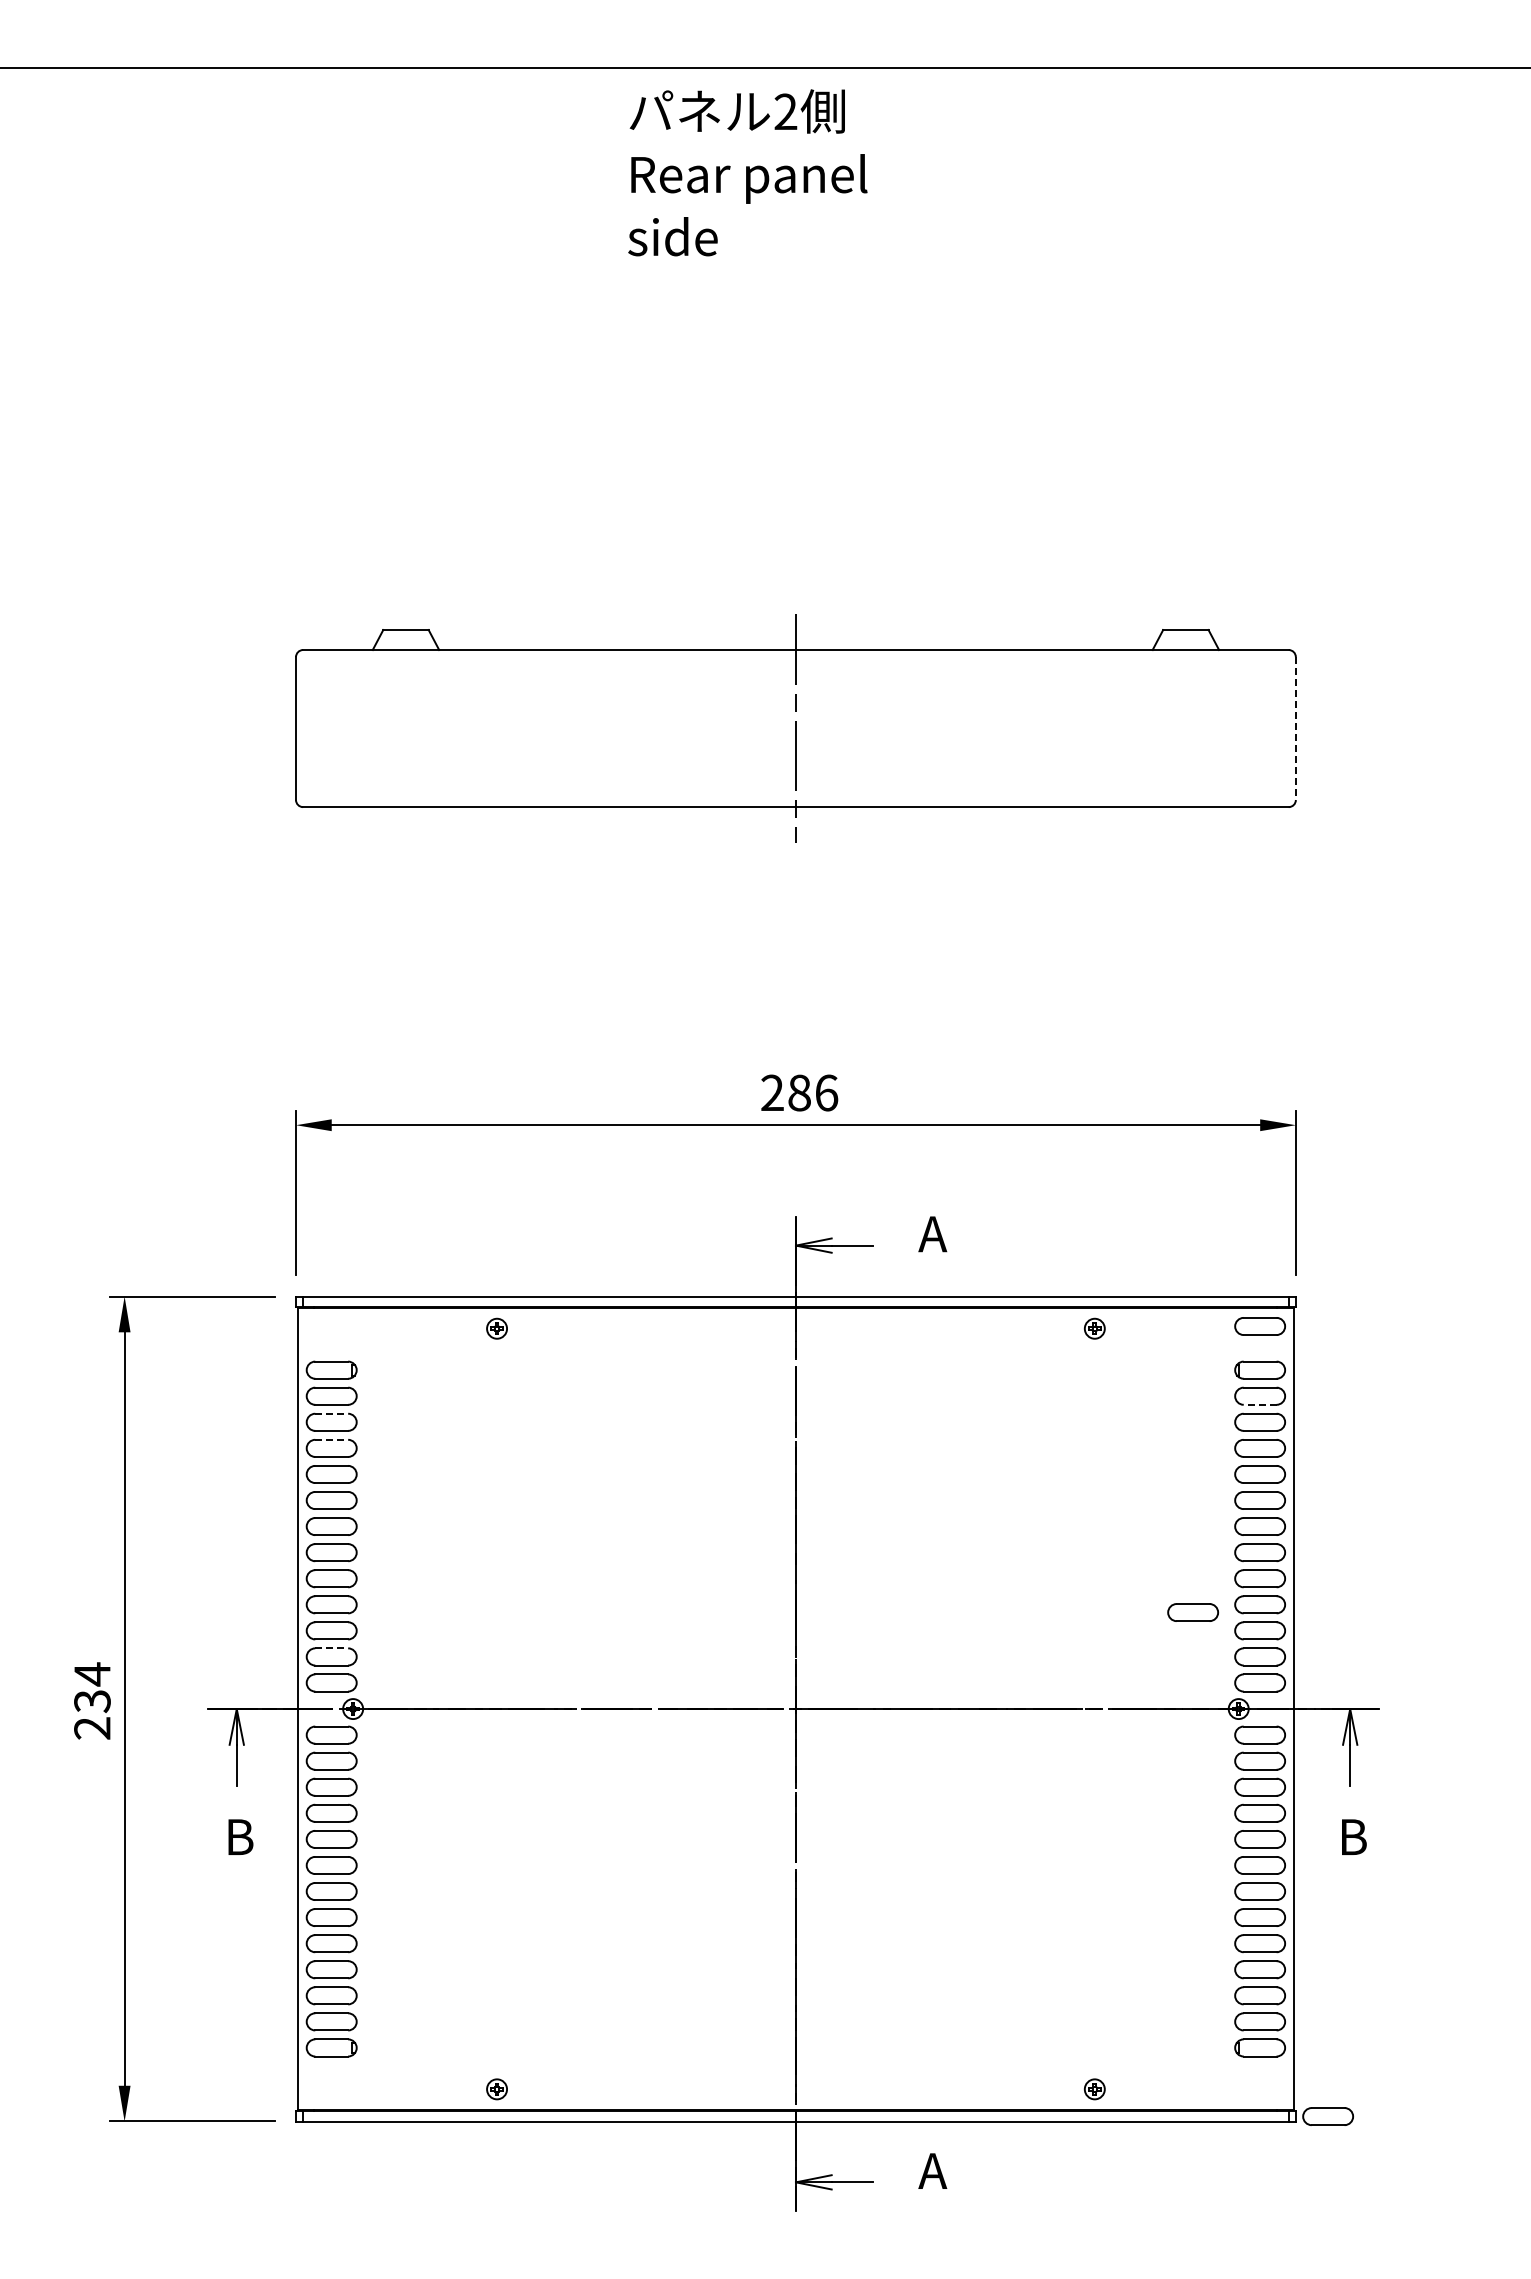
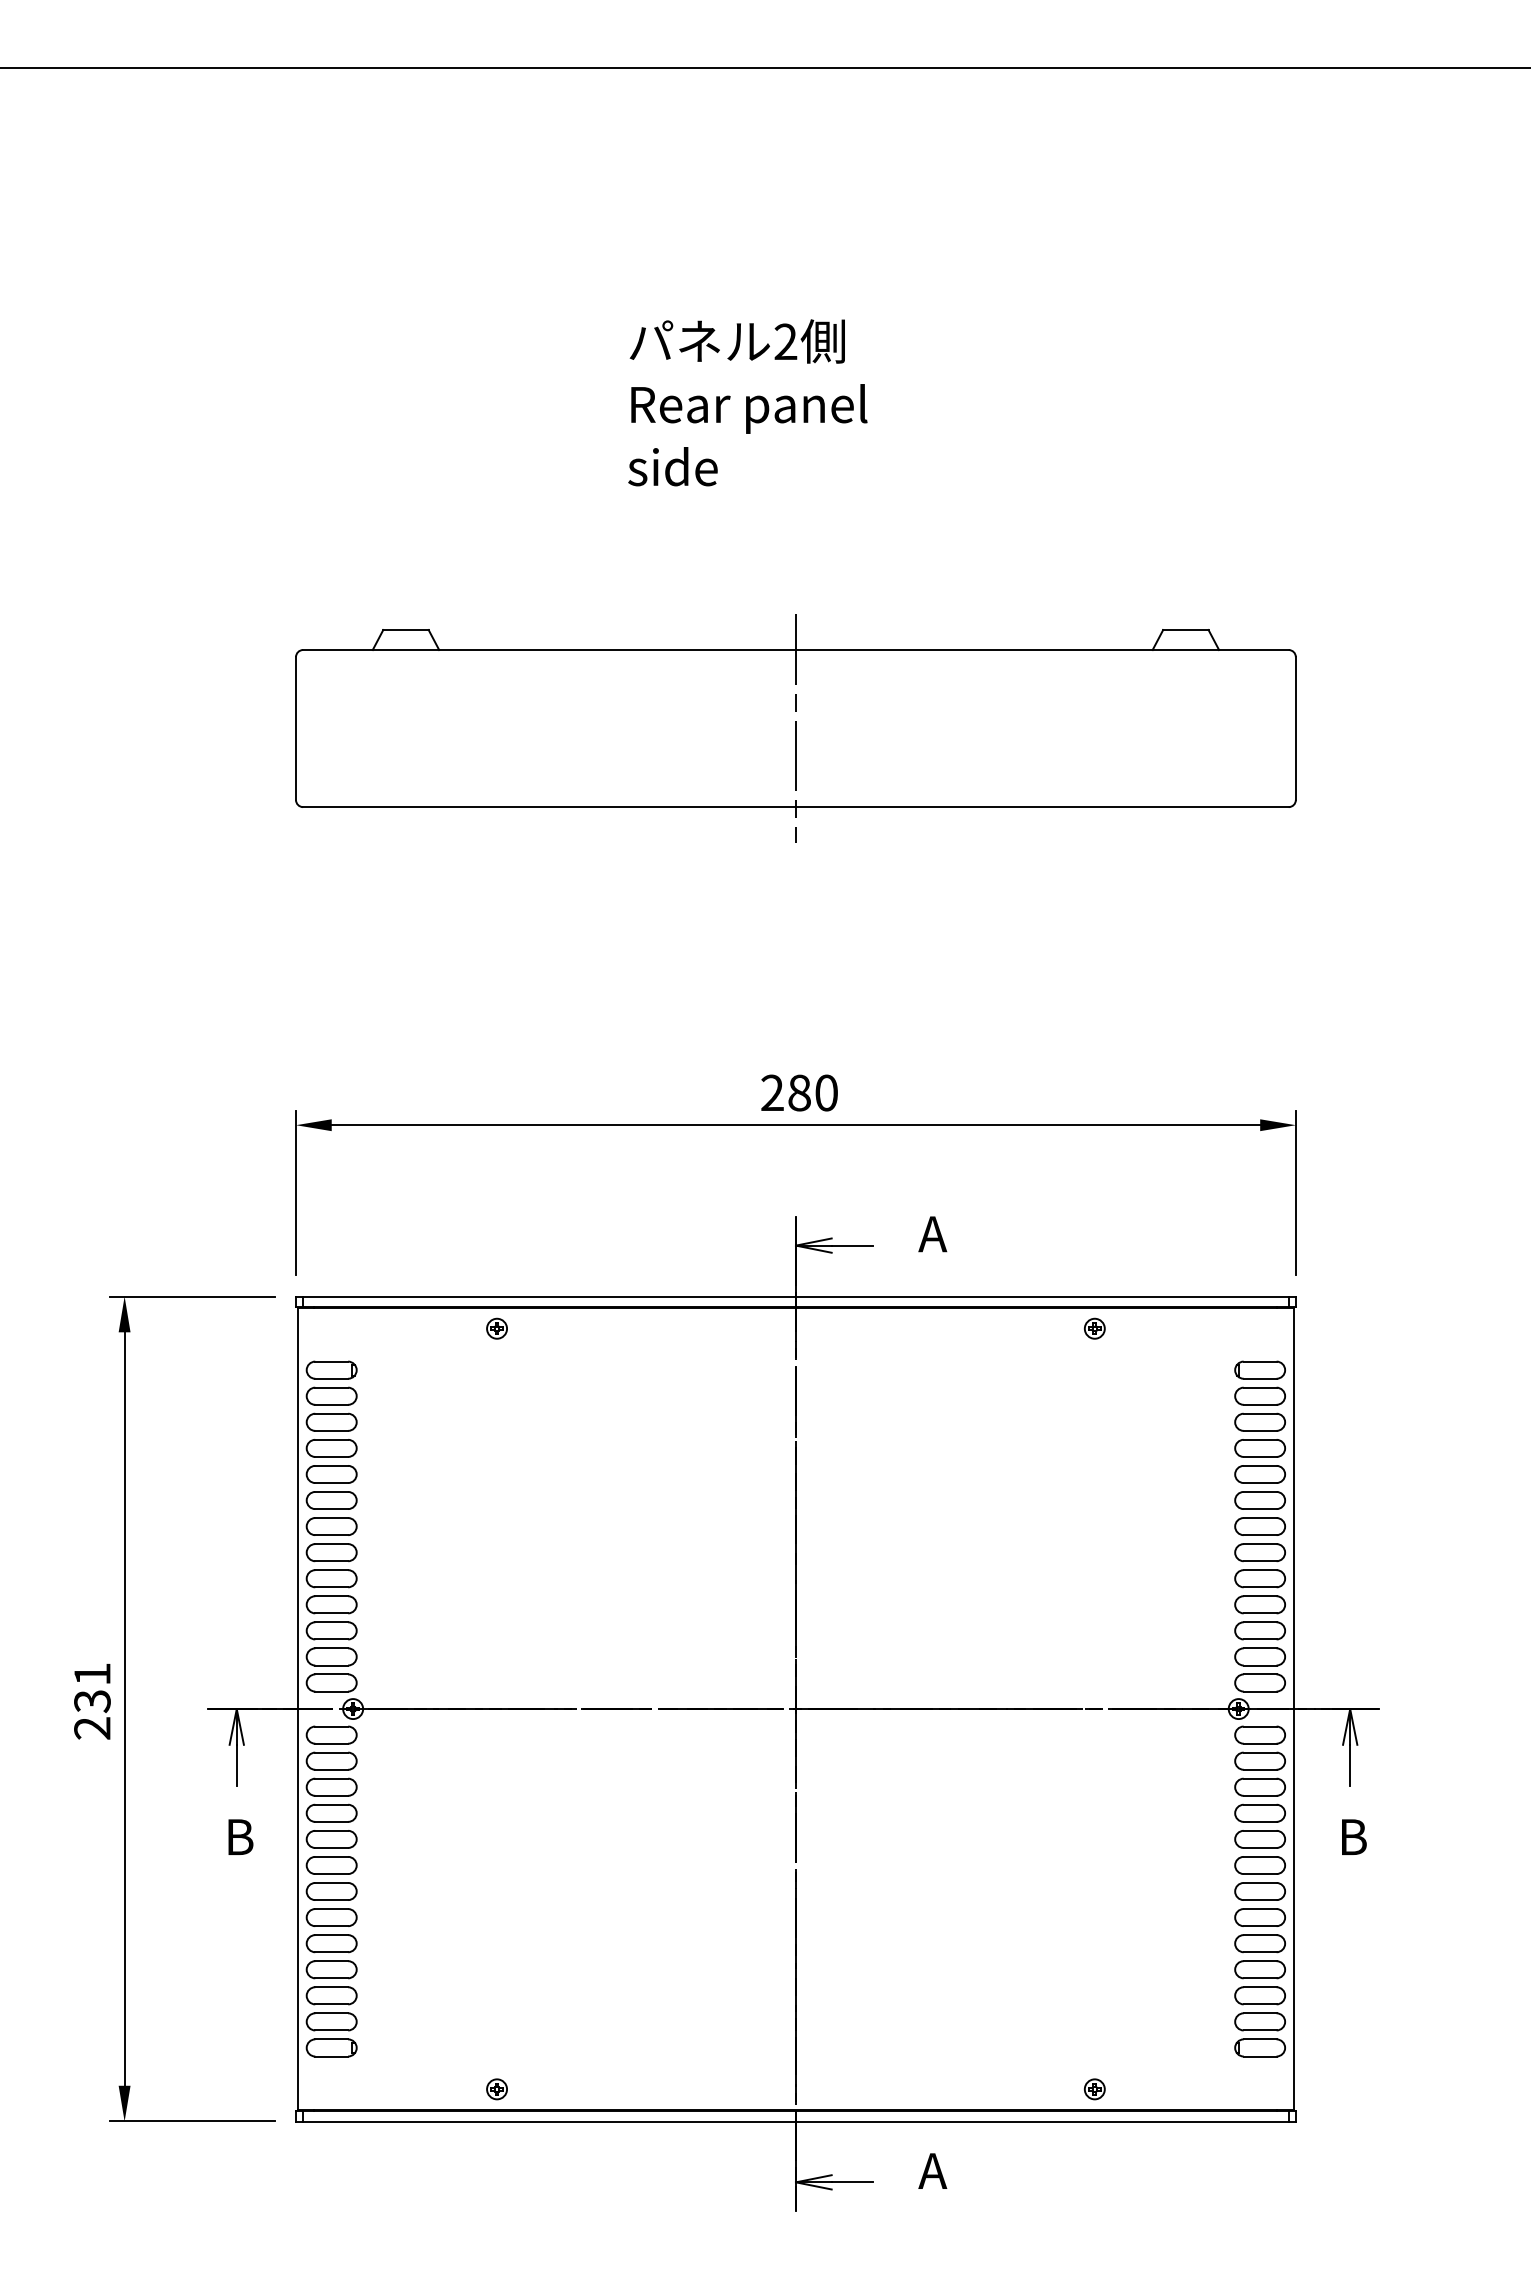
text position: (747, 172) -> (747, 402) (747, 402)
line: dashed -> solid (1295, 729)
text: 286 -> 280 (826, 1092)
part: present -> none (1259, 1326)
line: dashed -> solid (1259, 1404)
line: dashed -> solid (332, 1413)
line: dashed -> solid (332, 1439)
part: present -> none (1192, 1612)
line: dashed -> solid (332, 1648)
text: 234 -> 231 (92, 1674)
part: present -> none (1327, 2116)
